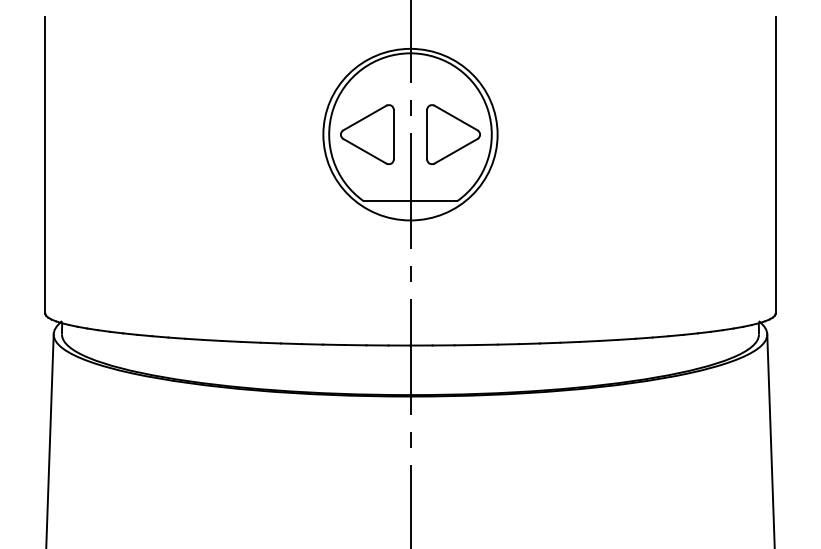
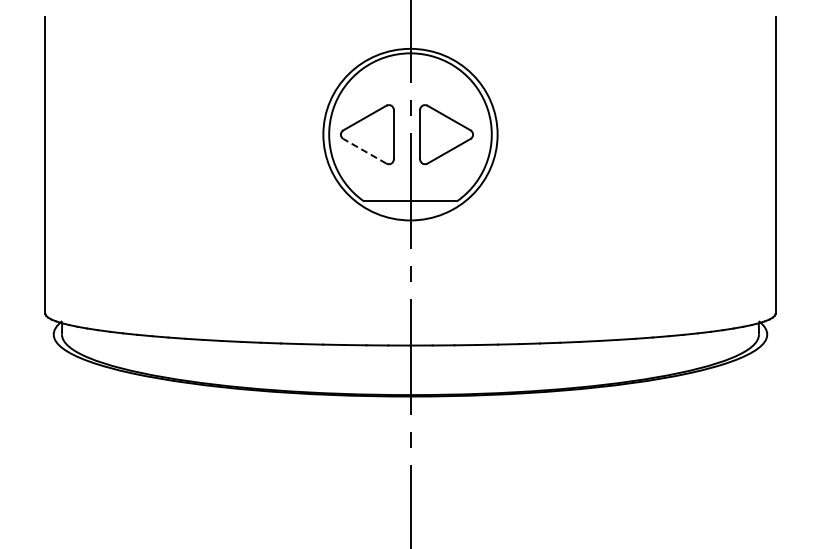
part position: (453, 134) -> (446, 134) (446, 134)
line: solid -> dashed (364, 151)
line: present -> none (49, 439)
line: present -> none (770, 439)
